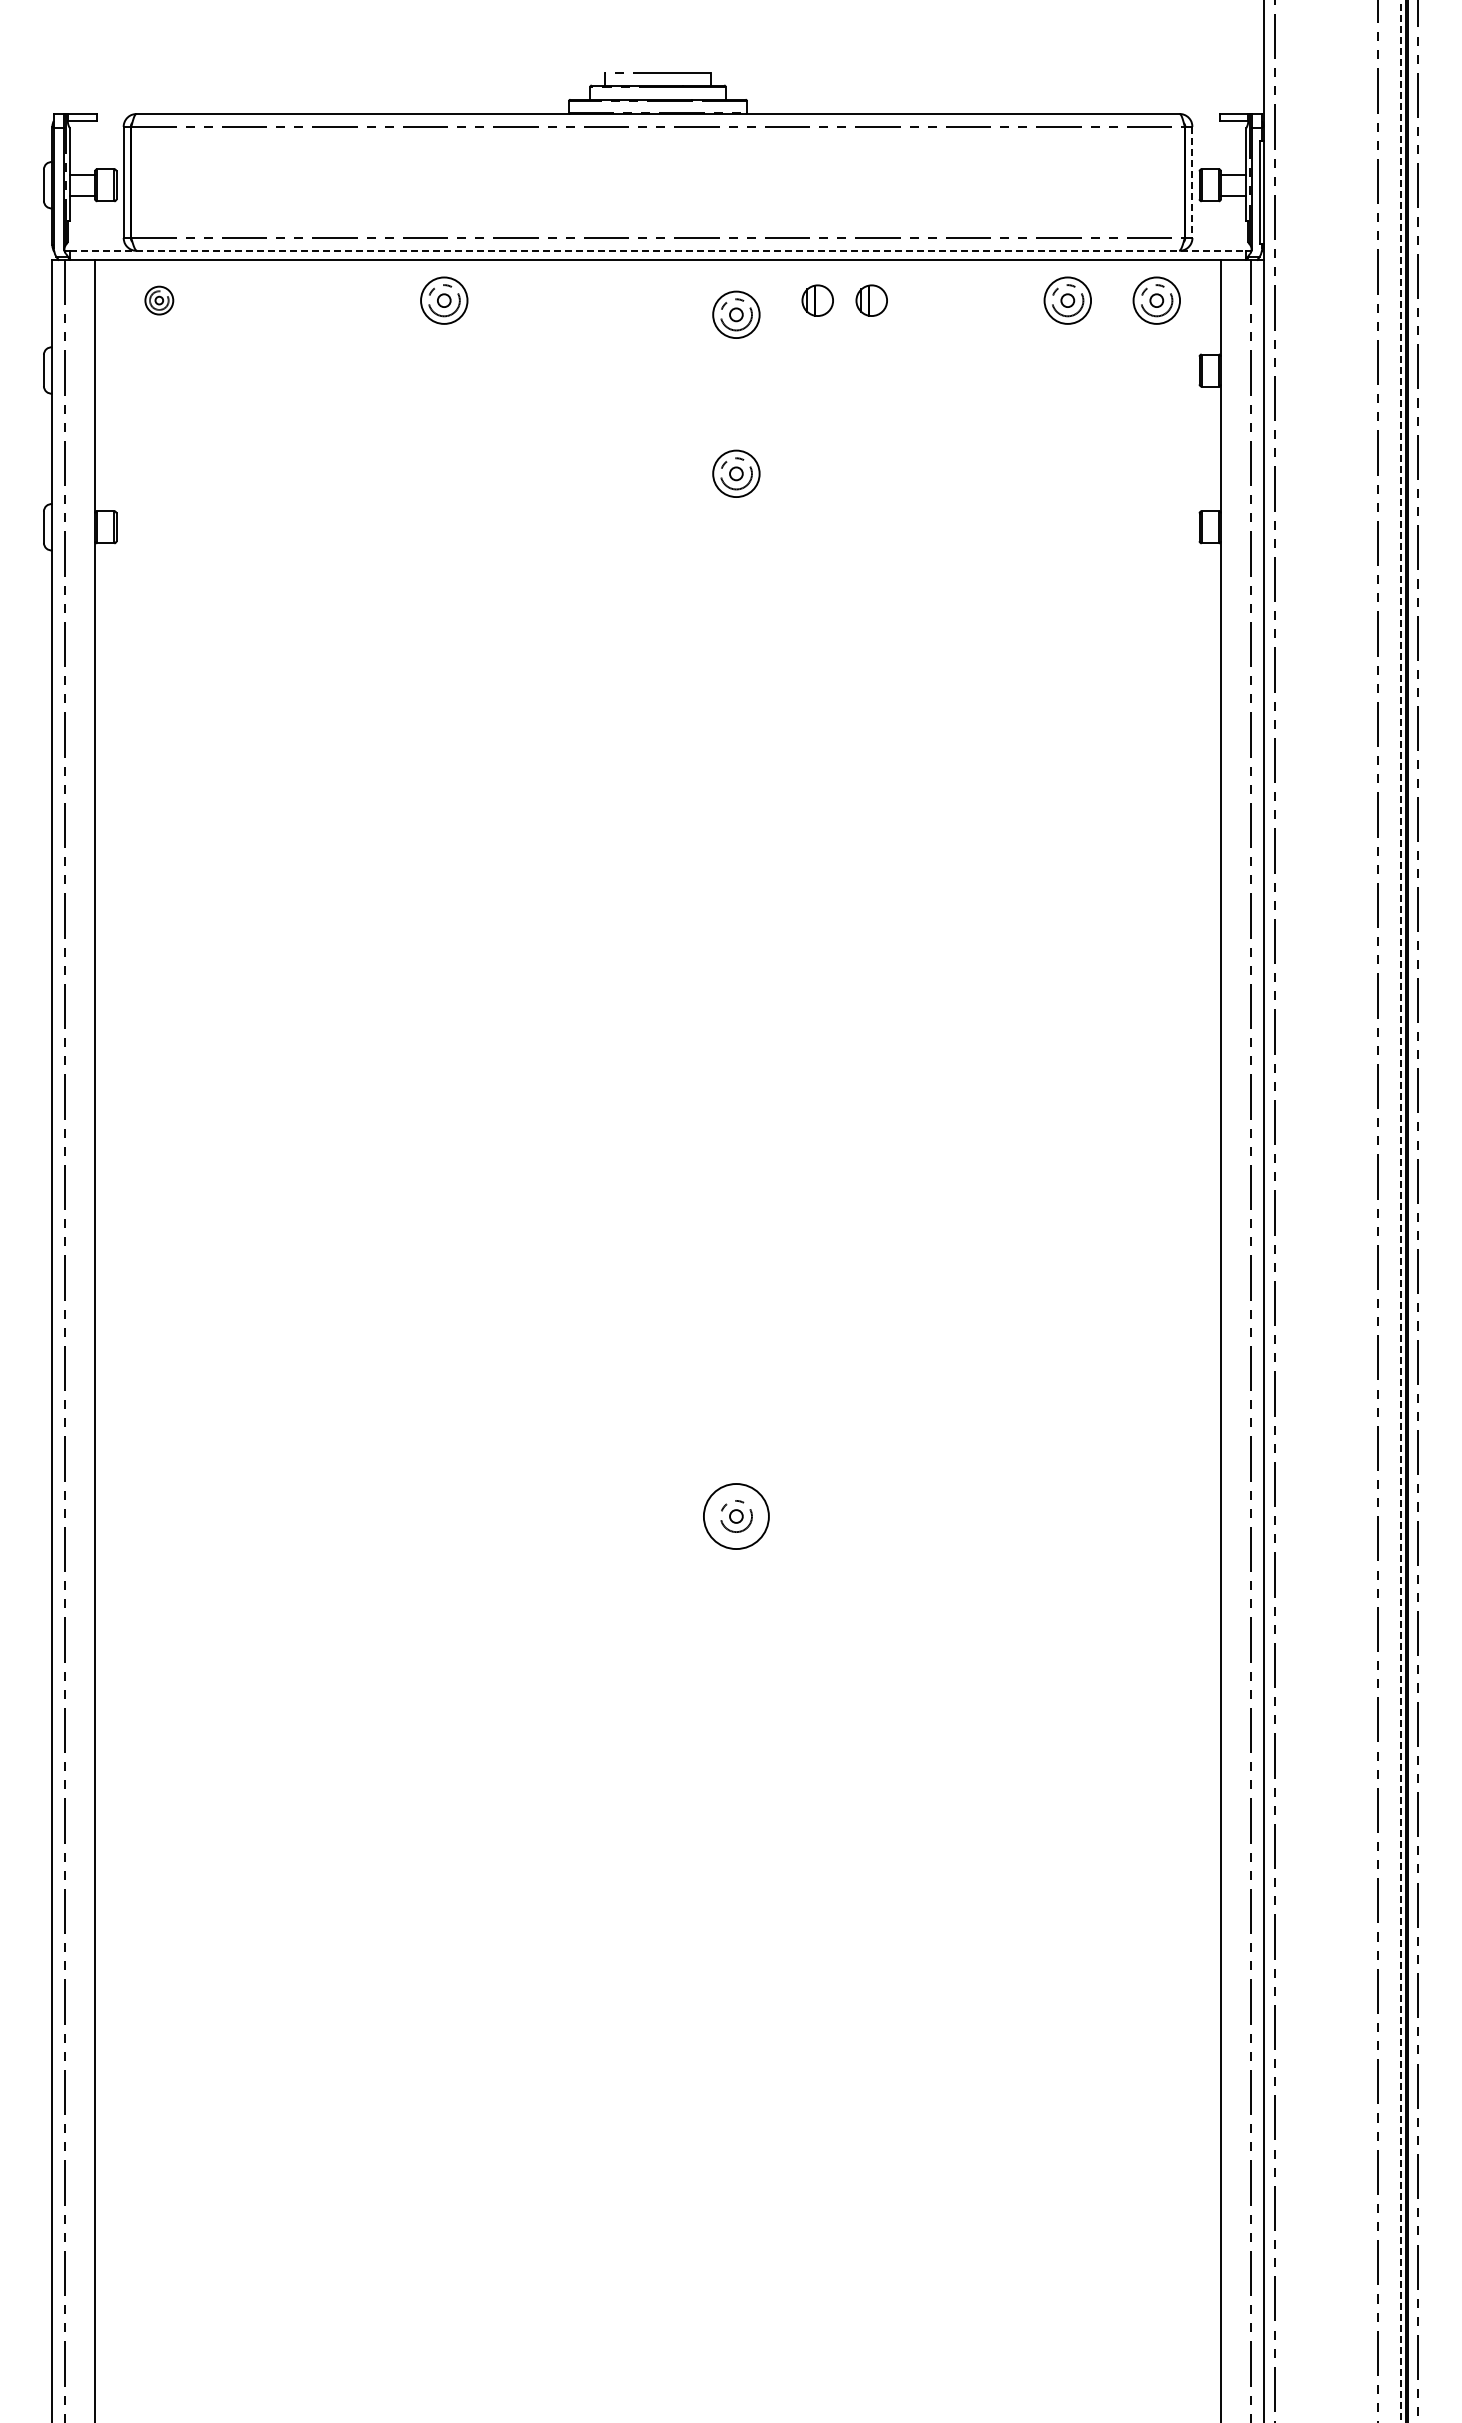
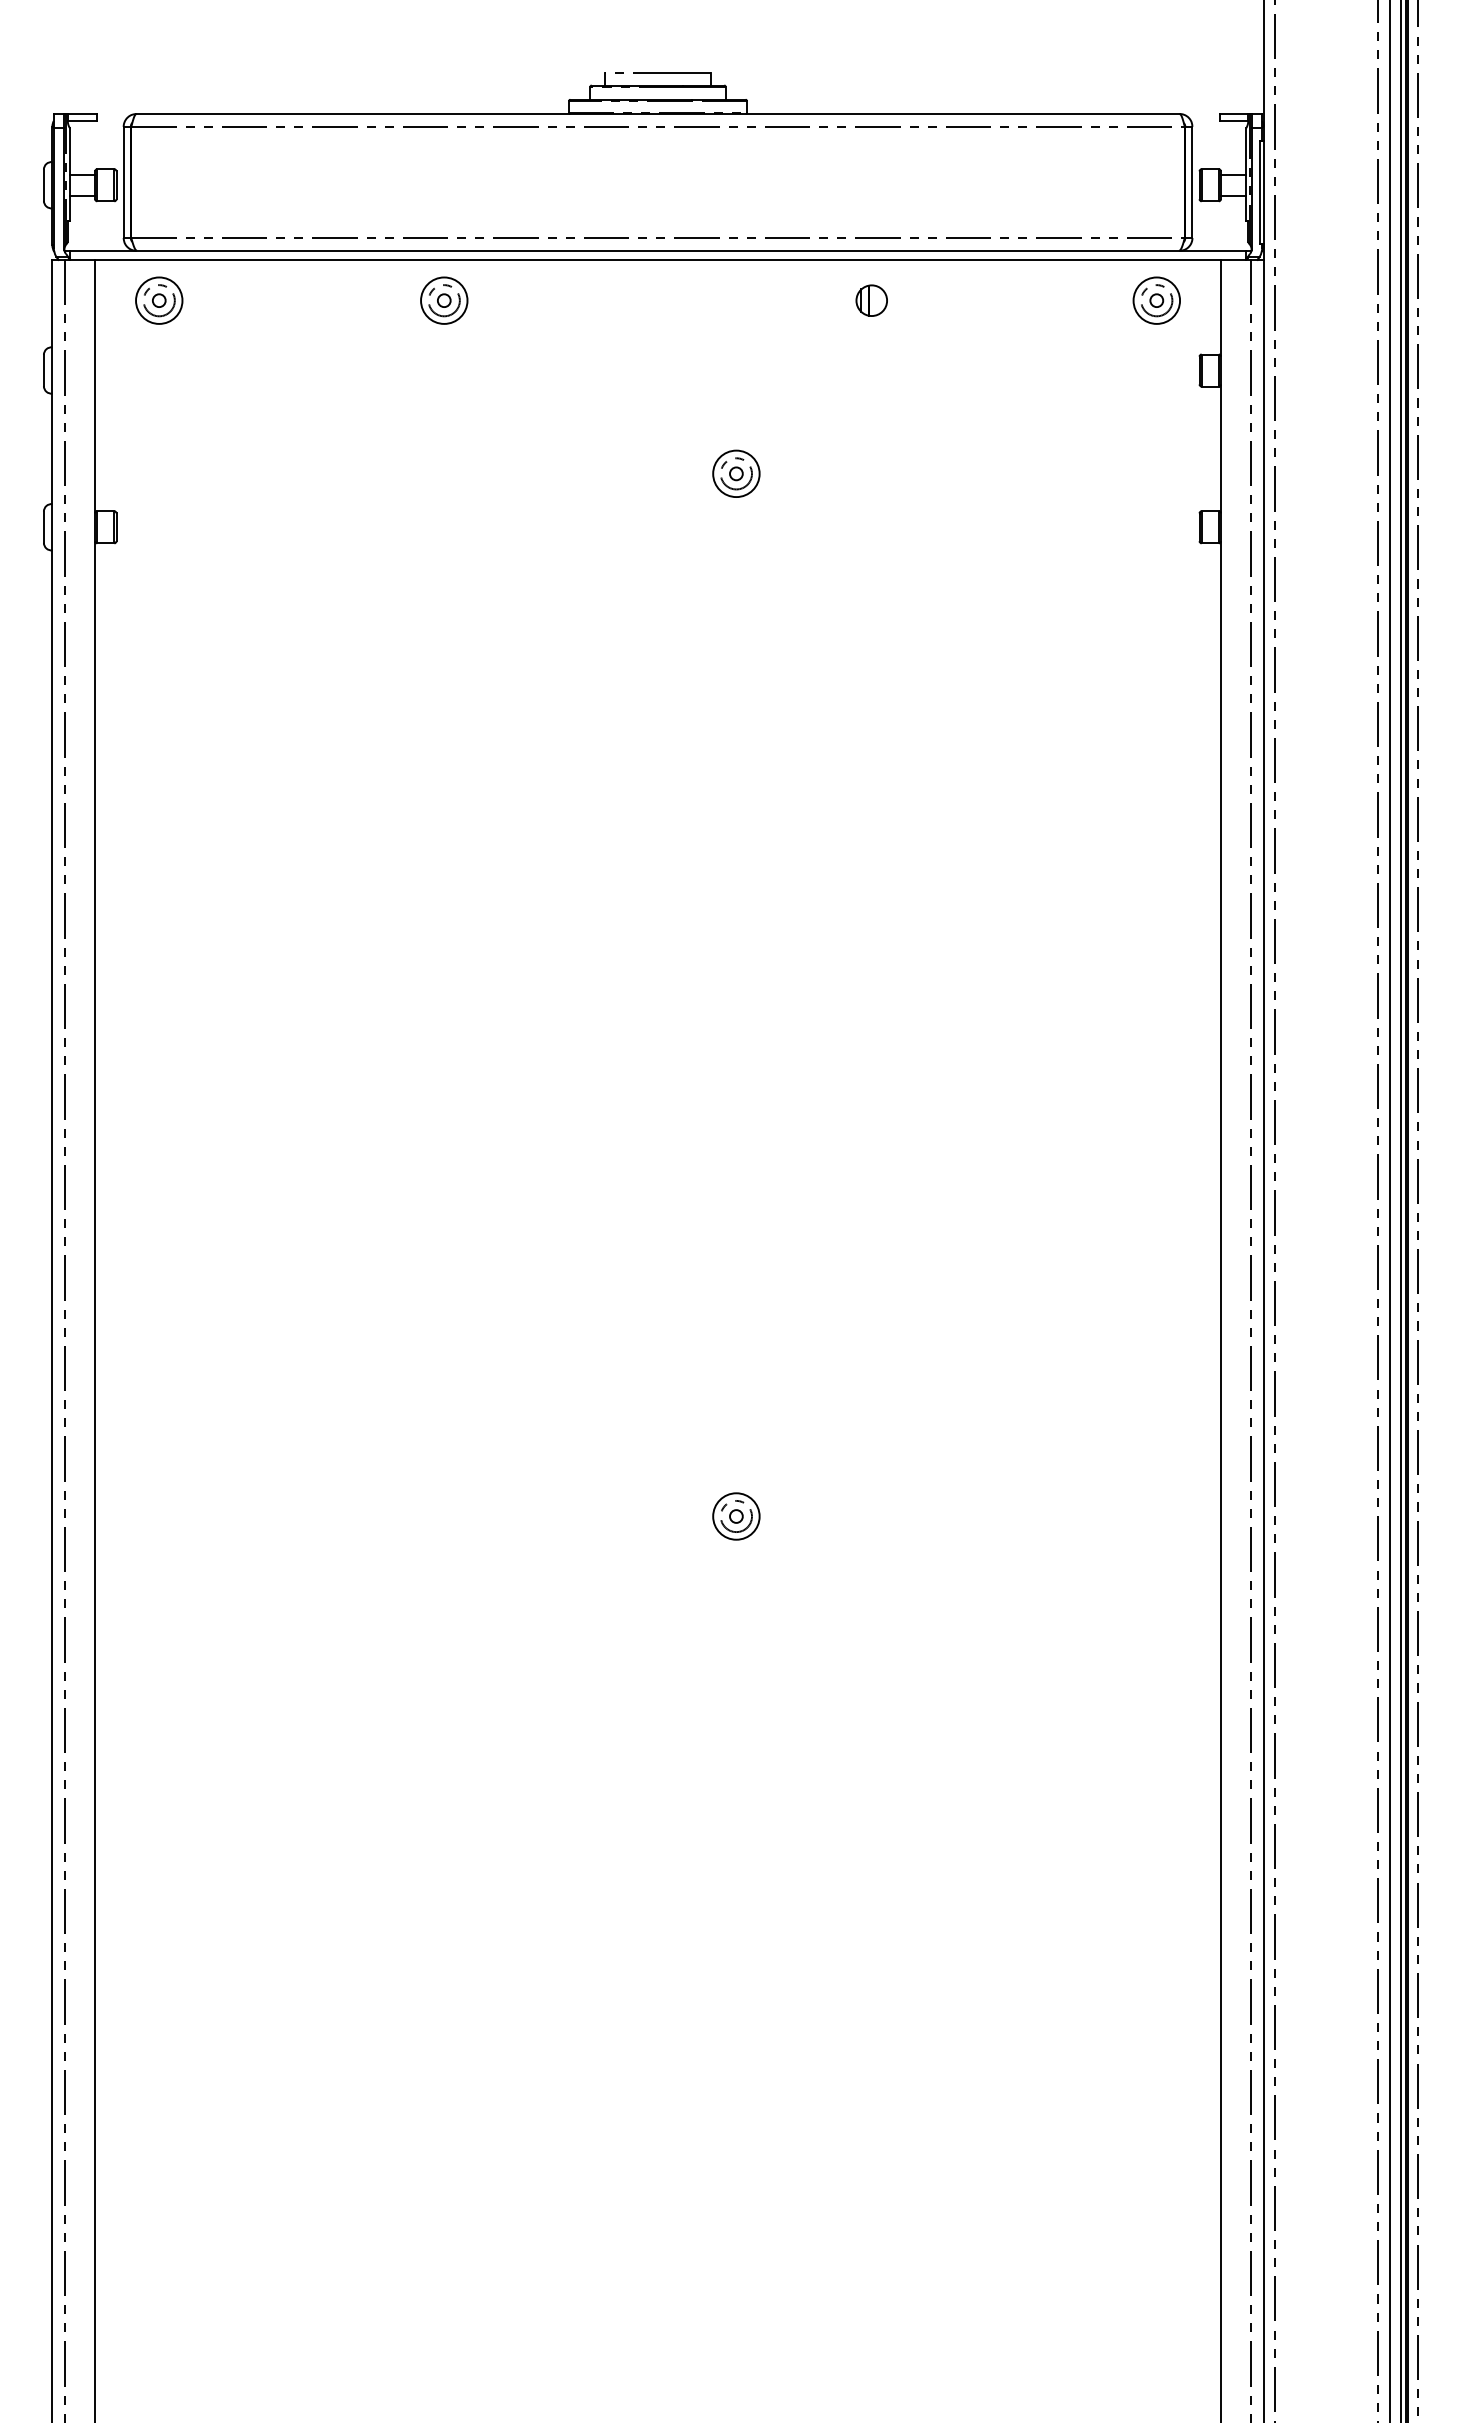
line: dashed -> solid (1192, 182)
line: dashed -> solid (658, 250)
part size: 31x31 px -> 49x49 px (159, 300)
part: present -> none (817, 300)
part: present -> none (1067, 300)
part: present -> none (736, 314)
line: none -> present (1389, 1210)
line: dashed -> solid (1400, 1211)
circle diameter: 65 px -> 46 px (736, 1516)
